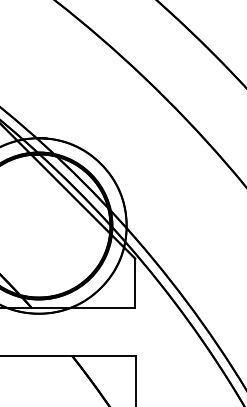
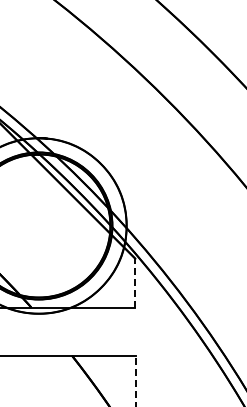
line: solid -> dashed (135, 283)
line: solid -> dashed (136, 380)
